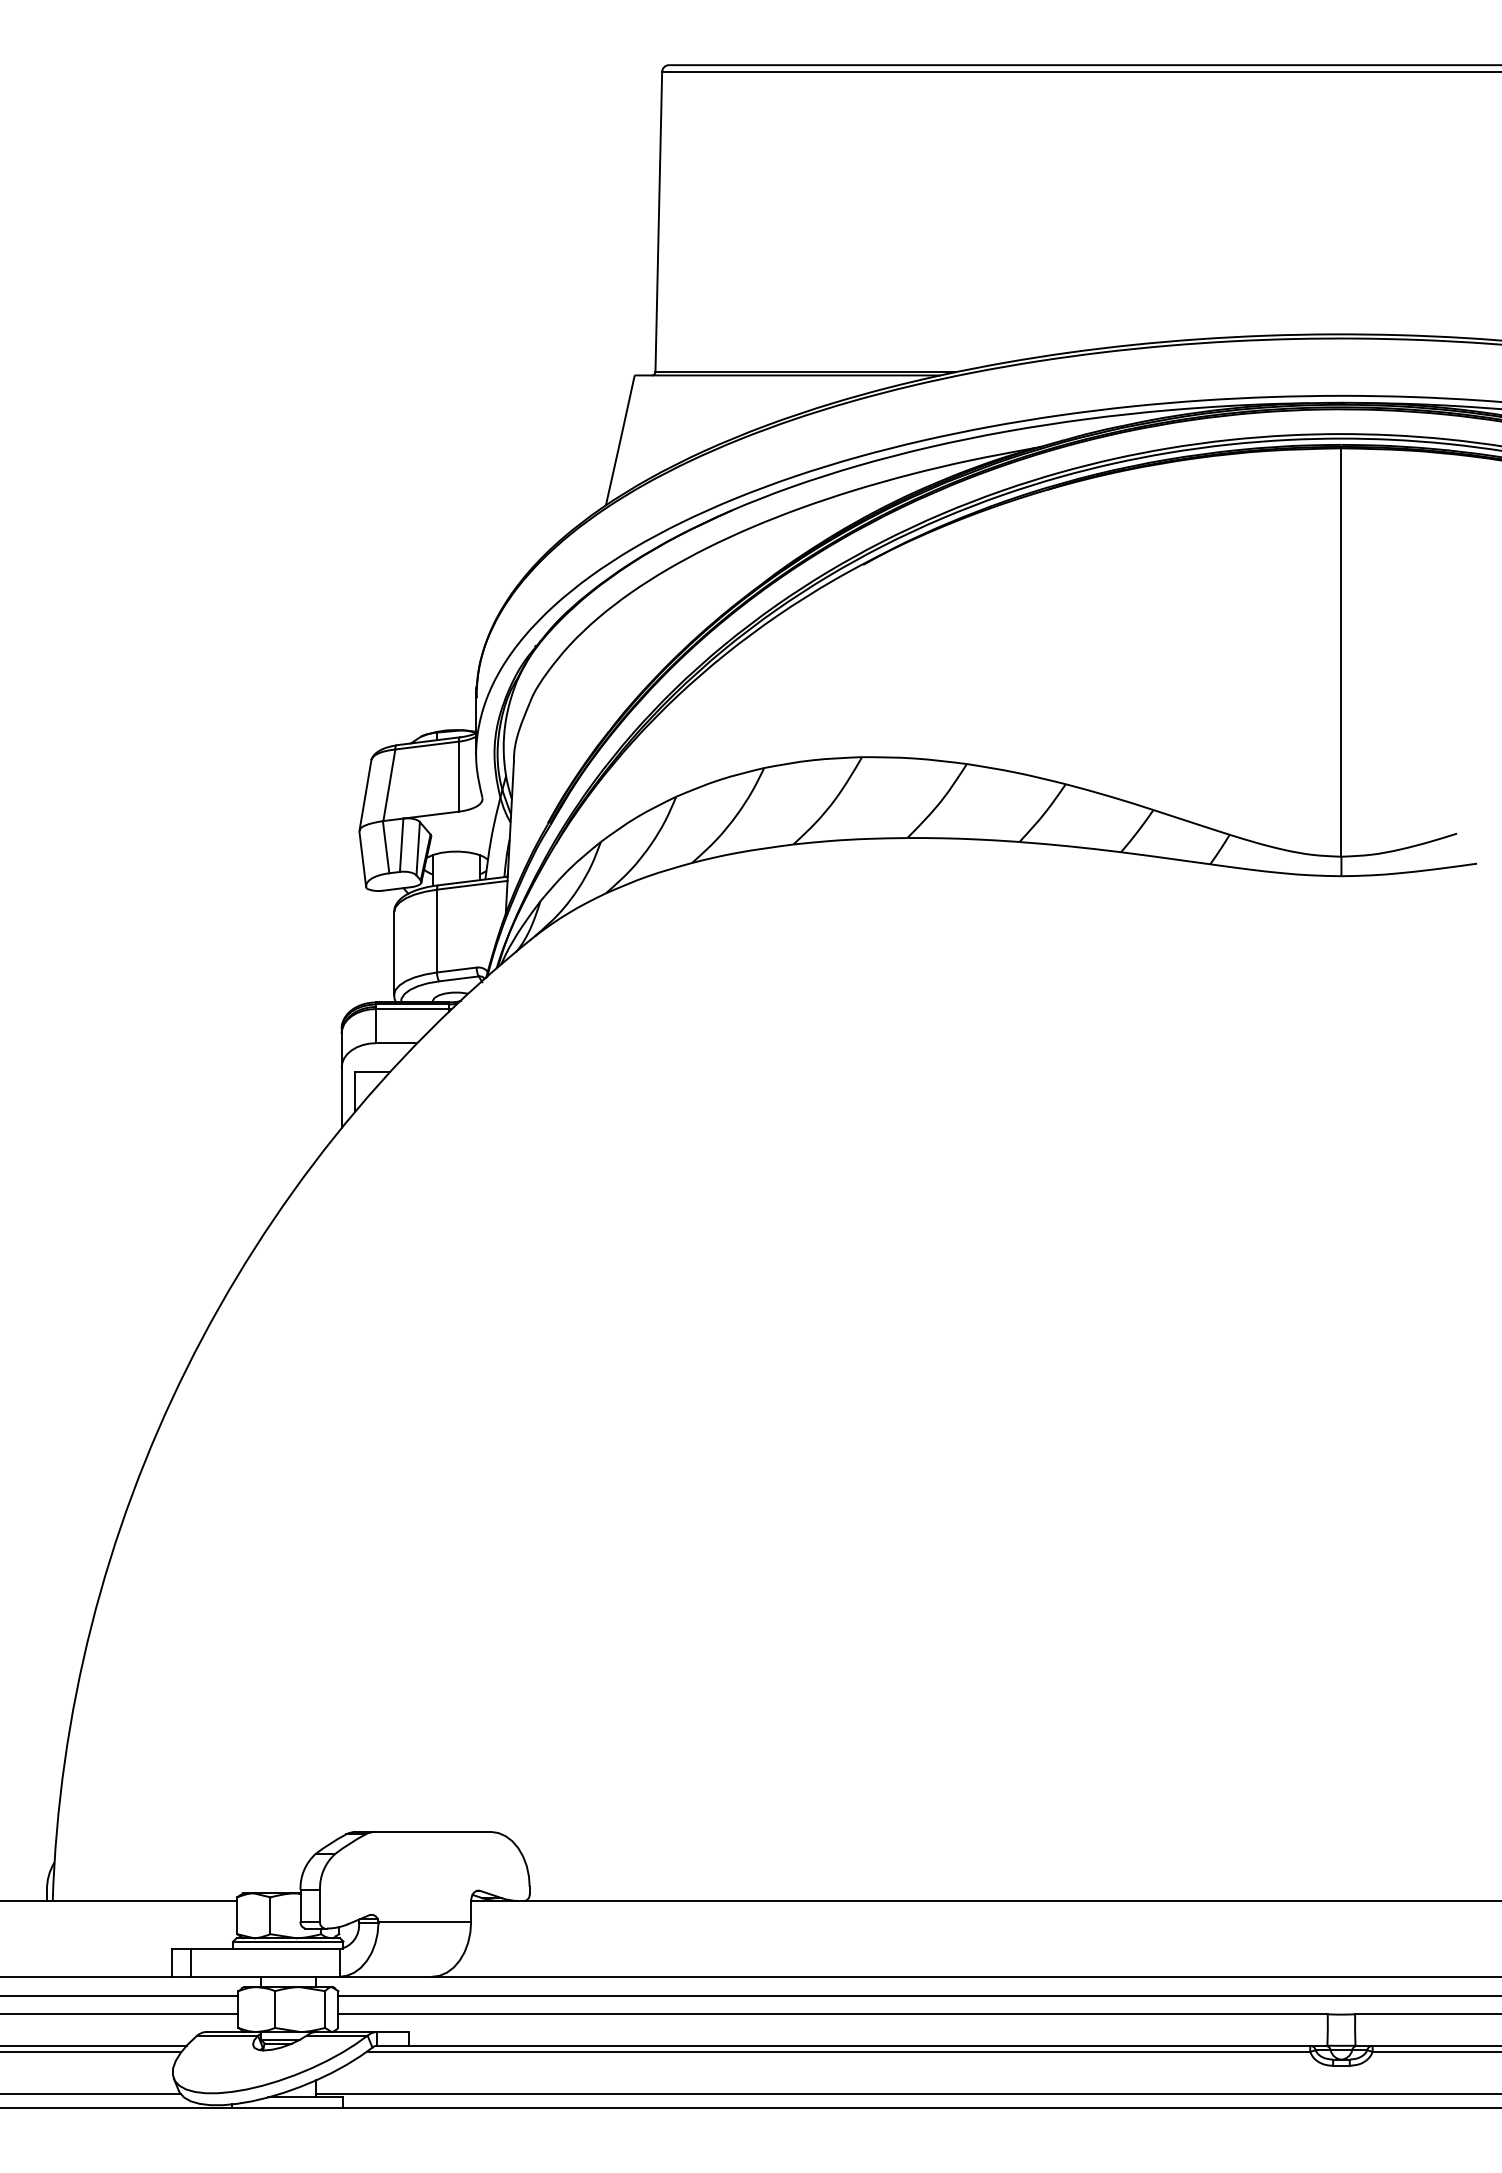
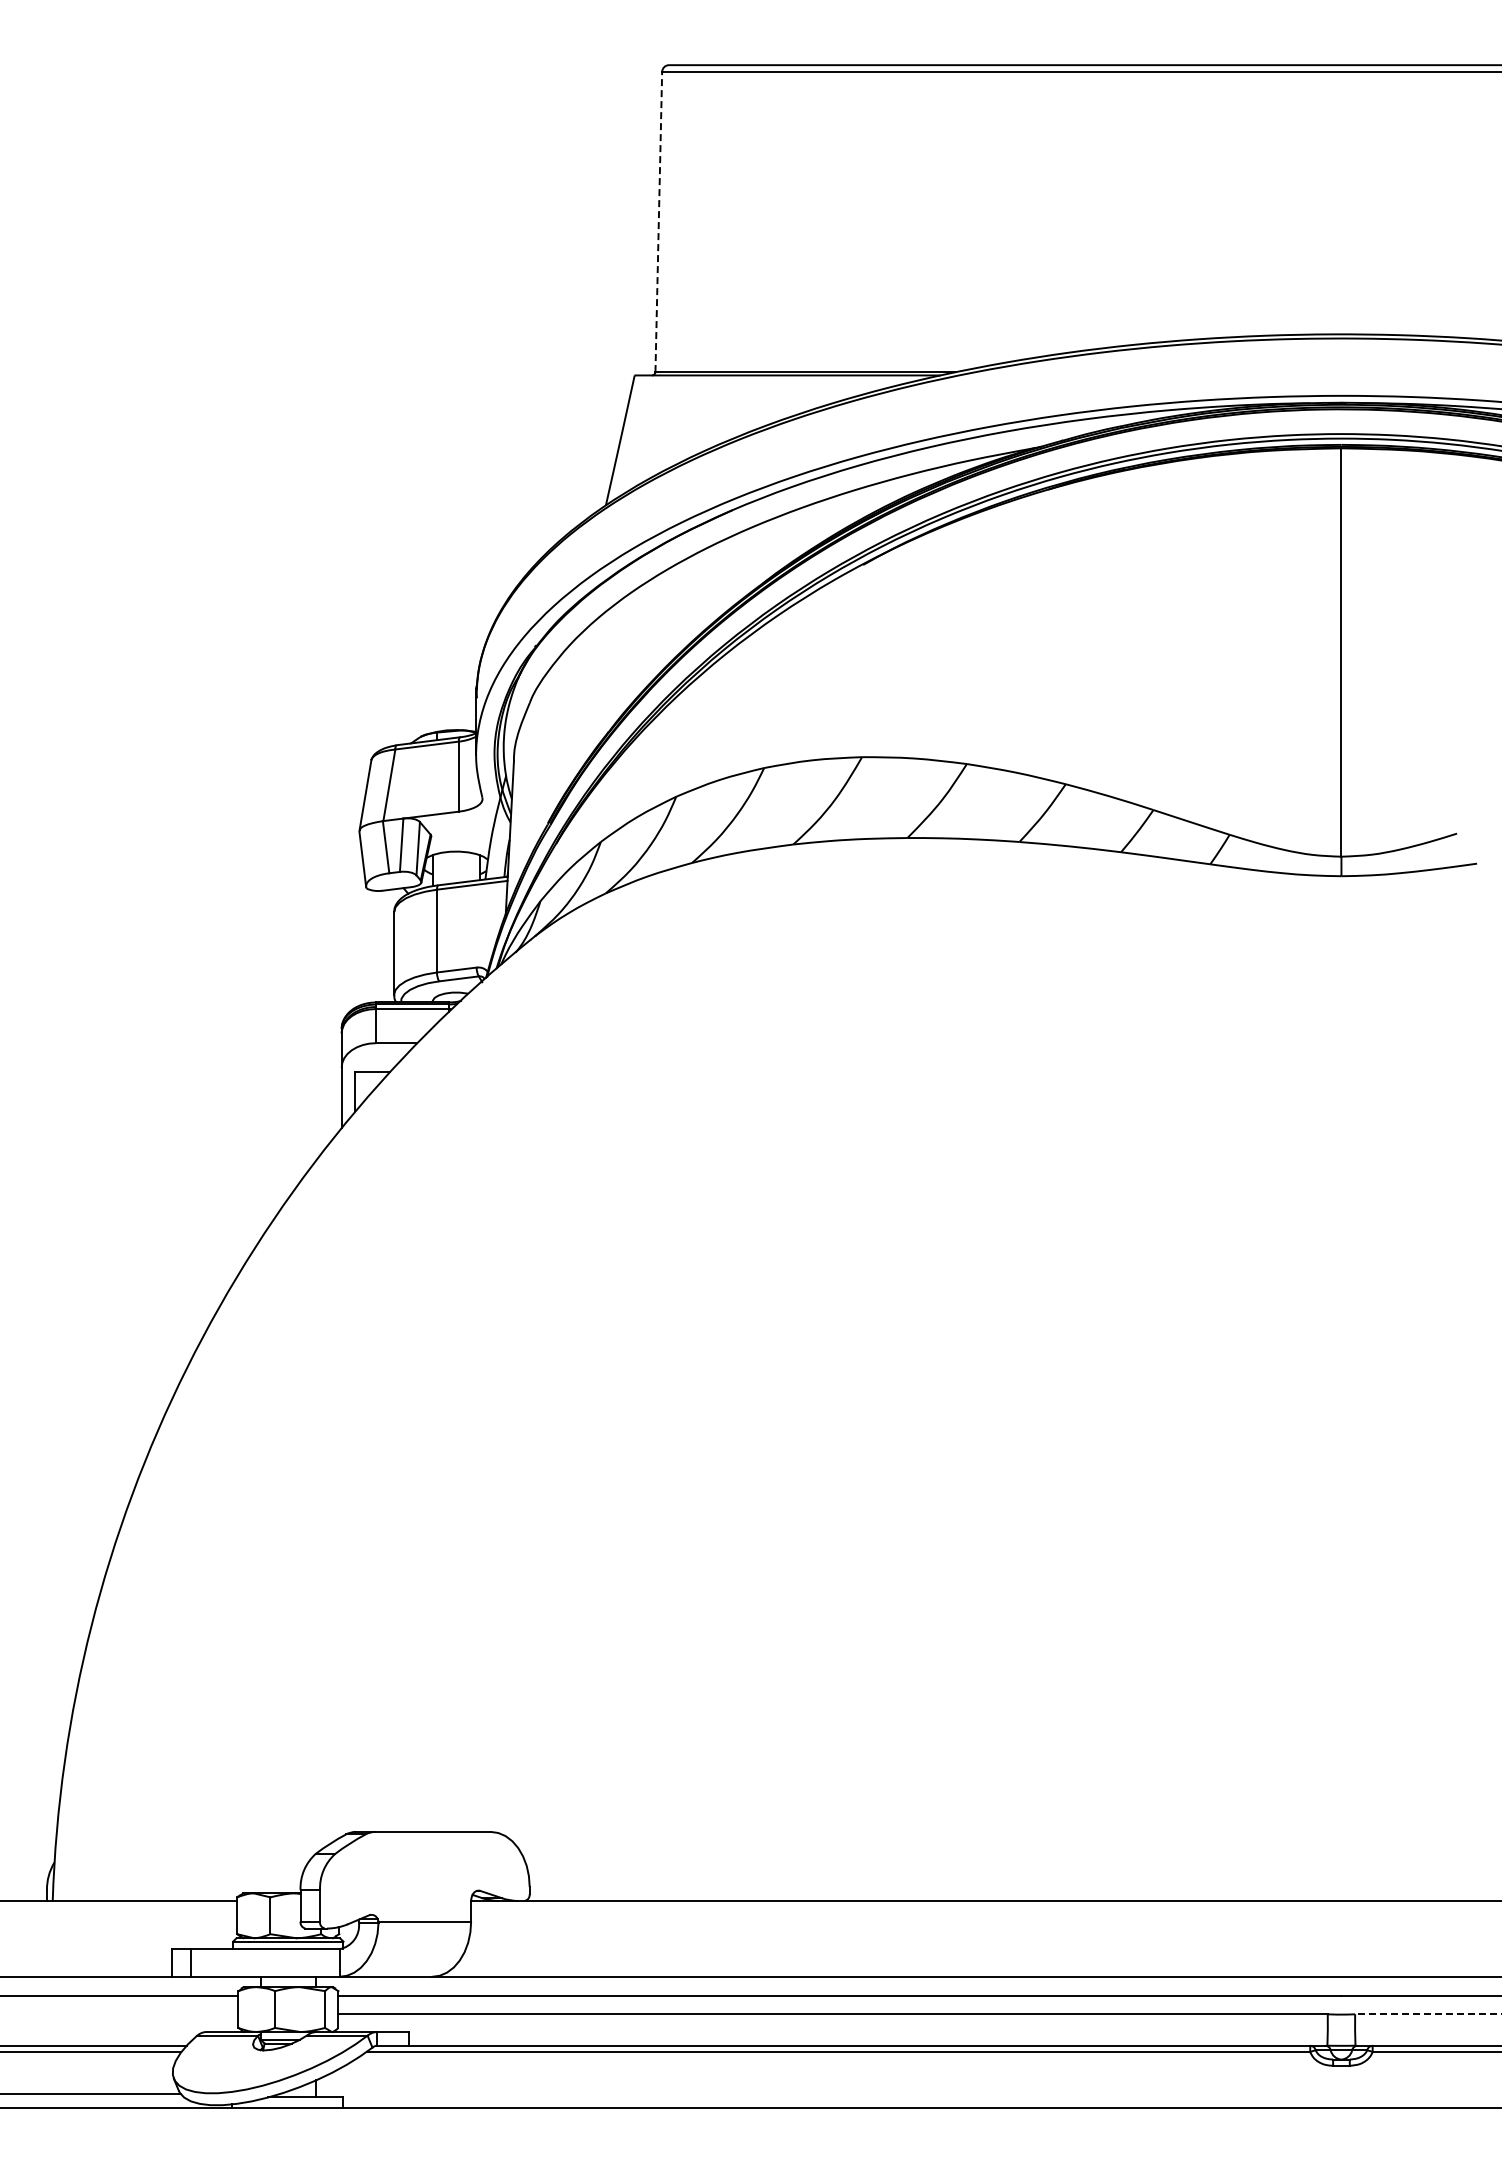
line: solid -> dashed (658, 221)
line: present -> none (120, 2014)
line: solid -> dashed (1428, 2014)
line: present -> none (907, 2094)
